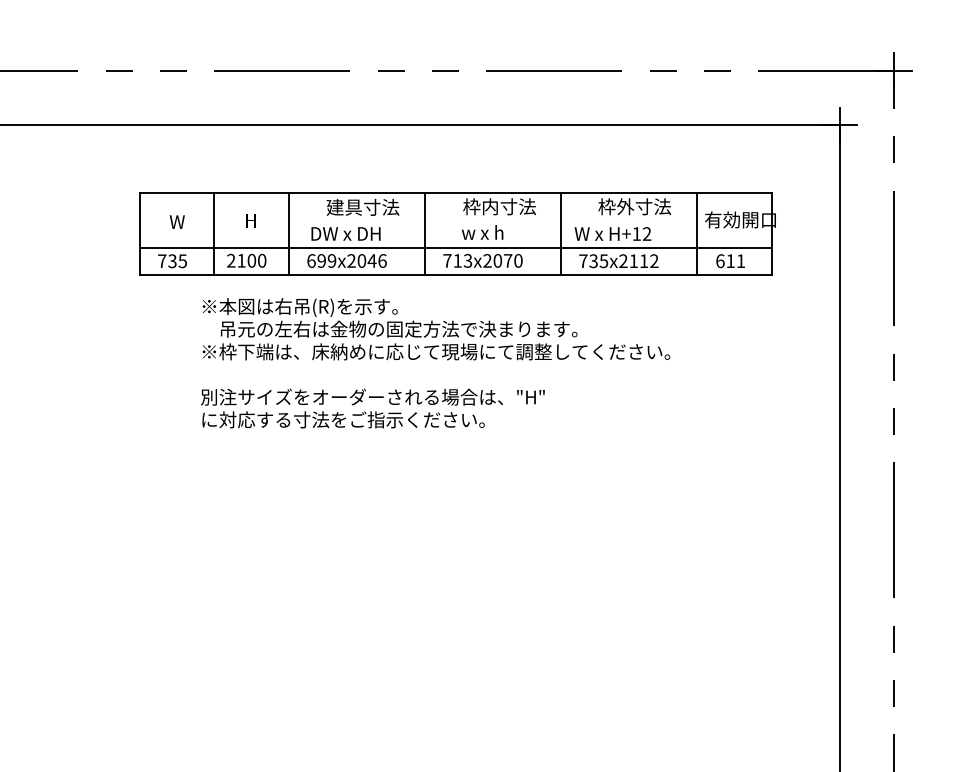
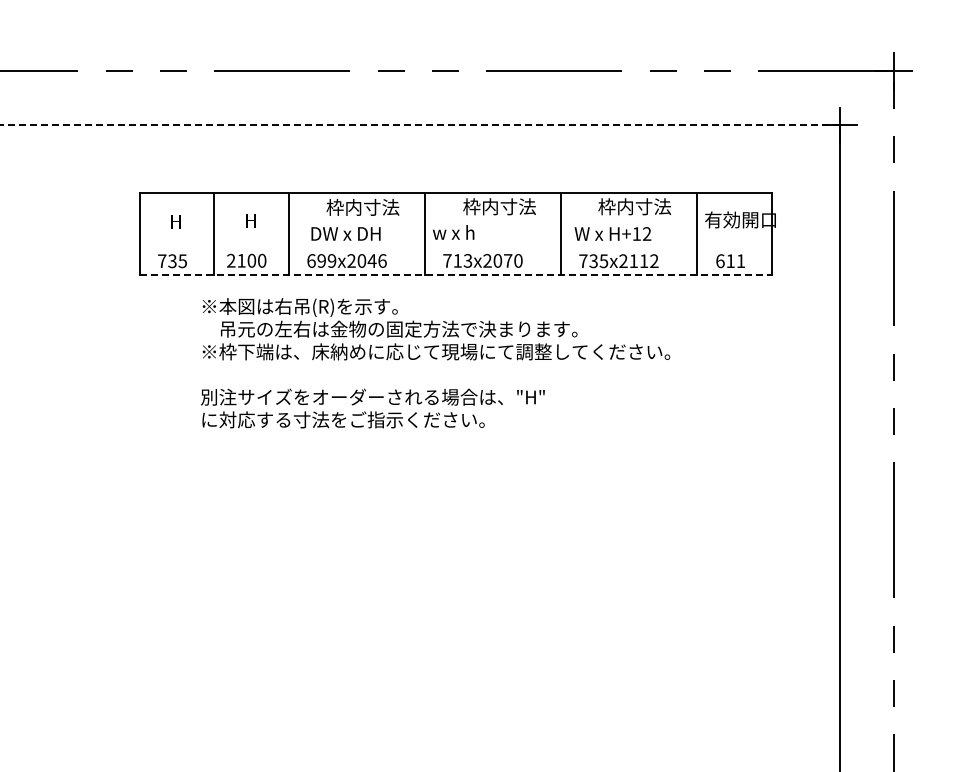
line: solid -> dashed (419, 125)
text: 建具寸法 -> 枠内寸法 (343, 206)
text: 枠外寸法 -> 枠内寸法 (625, 206)
text: W -> H (176, 221)
text position: (482, 232) -> (453, 232) (453, 232)
line: present -> none (455, 247)
line: solid -> dashed (456, 274)
